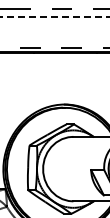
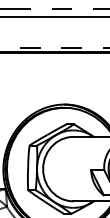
line: dashed -> solid (54, 16)
